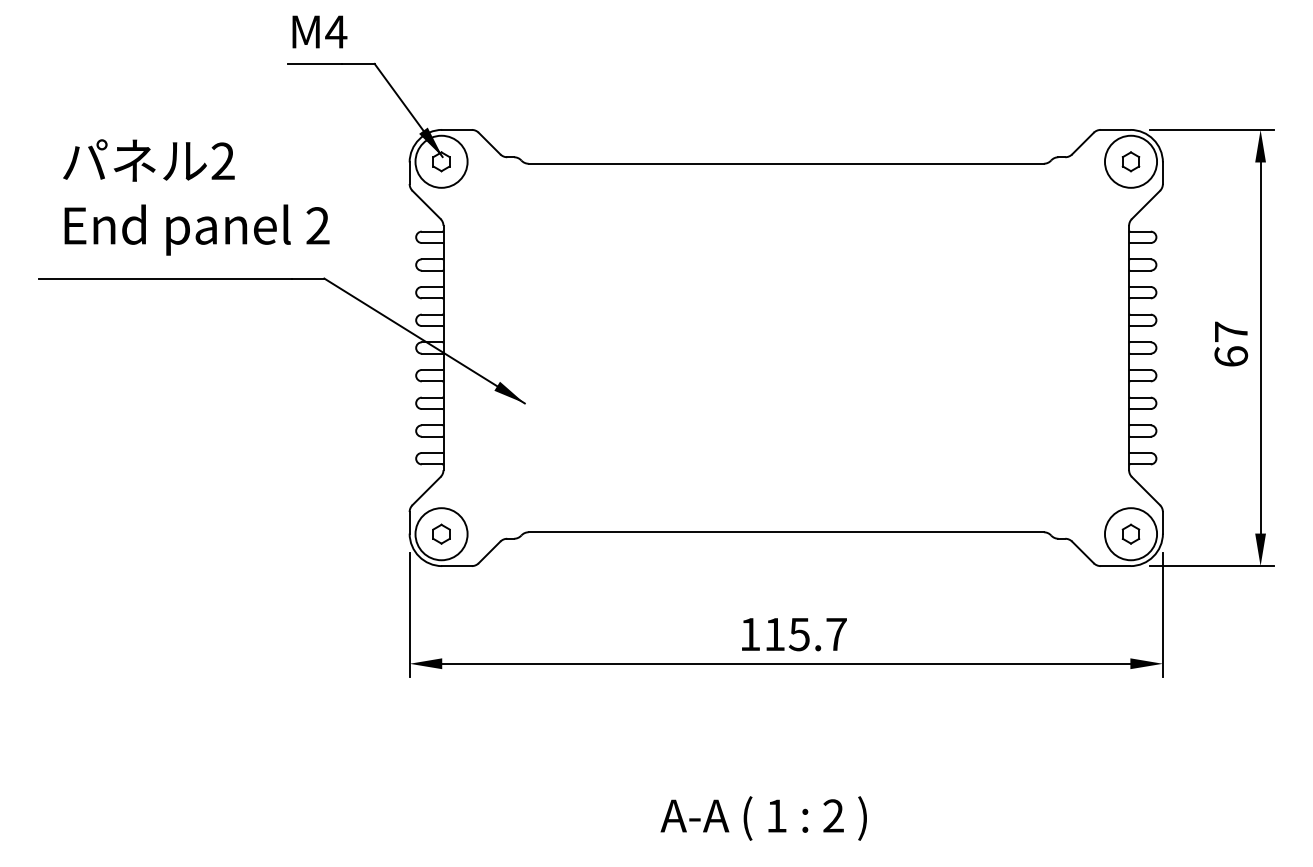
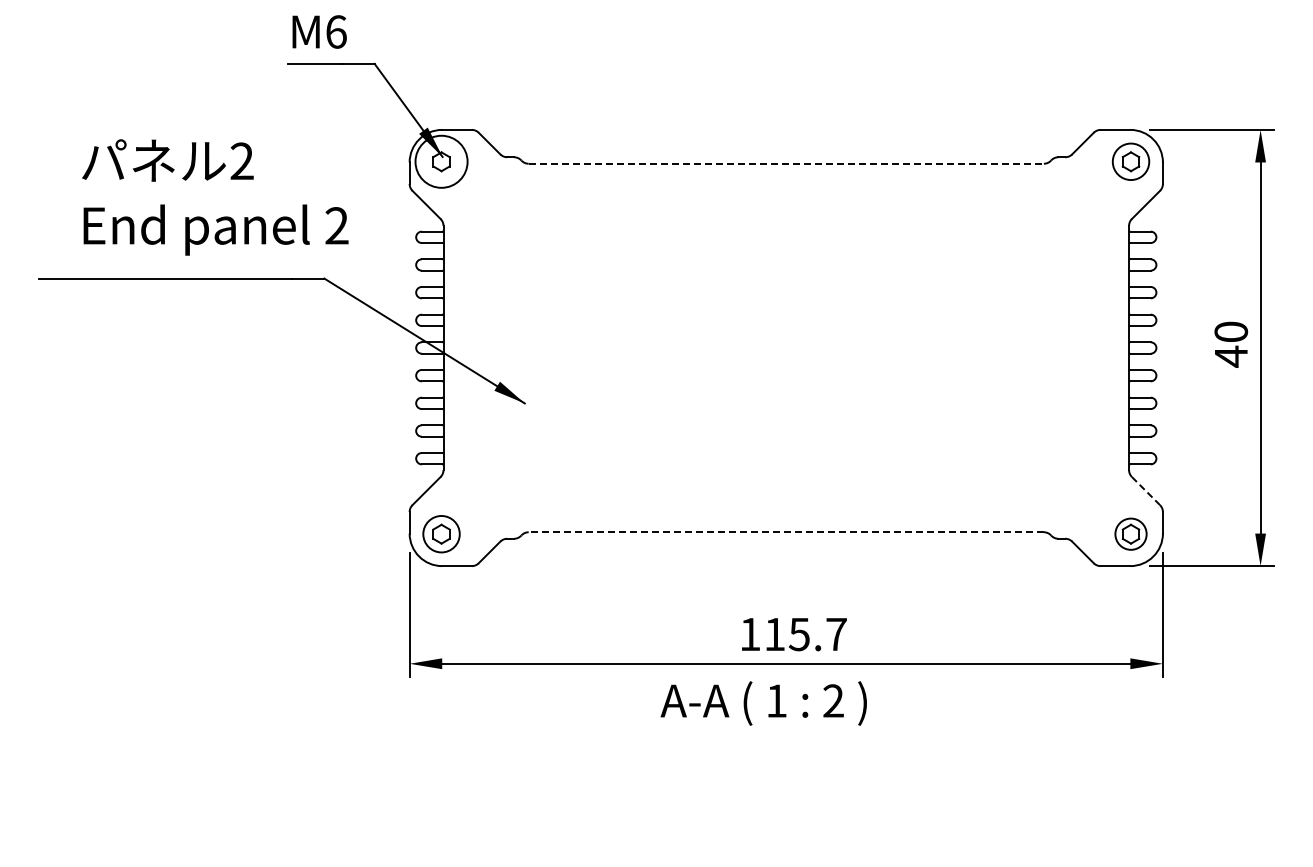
text: M4 -> M6 (336, 31)
circle diameter: 52 px -> 36 px (1130, 161)
line: solid -> dashed (786, 163)
text position: (196, 197) -> (215, 197) (215, 197)
text: 67 -> 40 (1231, 344)
line: solid -> dashed (1146, 491)
line: solid -> dashed (786, 532)
circle diameter: 52 px -> 36 px (441, 533)
circle diameter: 52 px -> 31 px (1130, 533)
text position: (763, 818) -> (763, 703) (763, 703)
